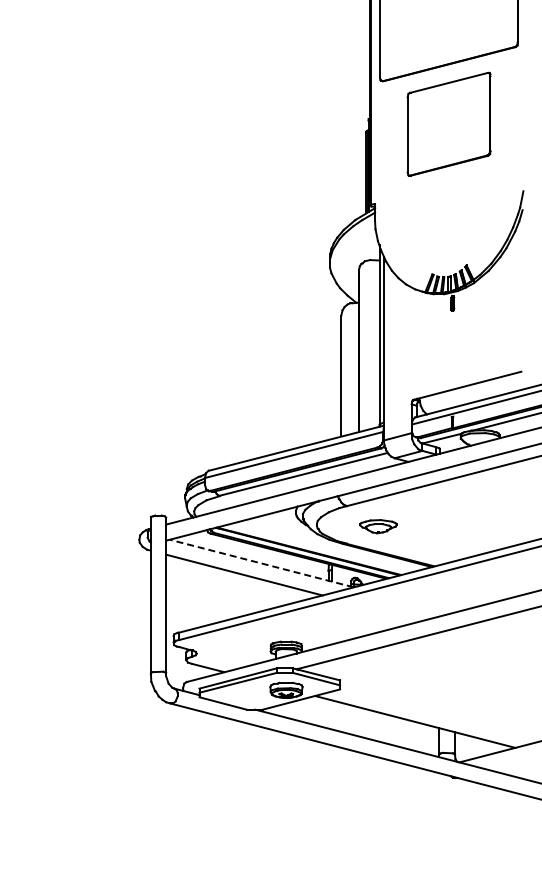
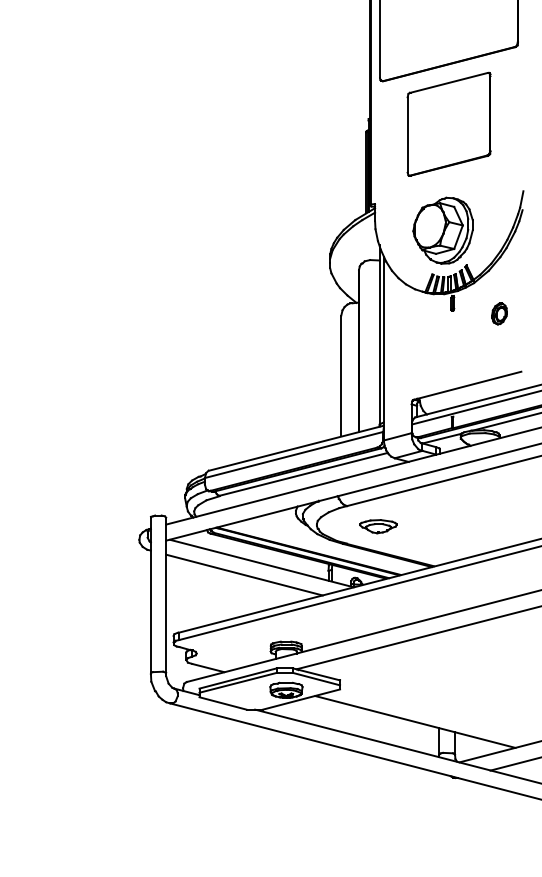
part: none -> present (442, 230)
part: none -> present (499, 313)
line: dashed -> solid (261, 563)
line: none -> present (514, 764)
